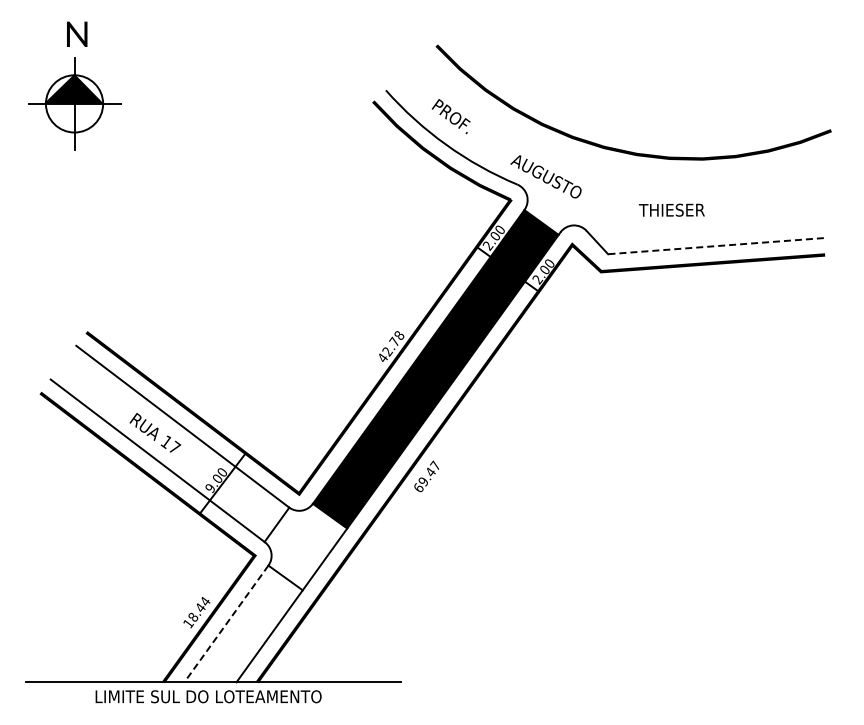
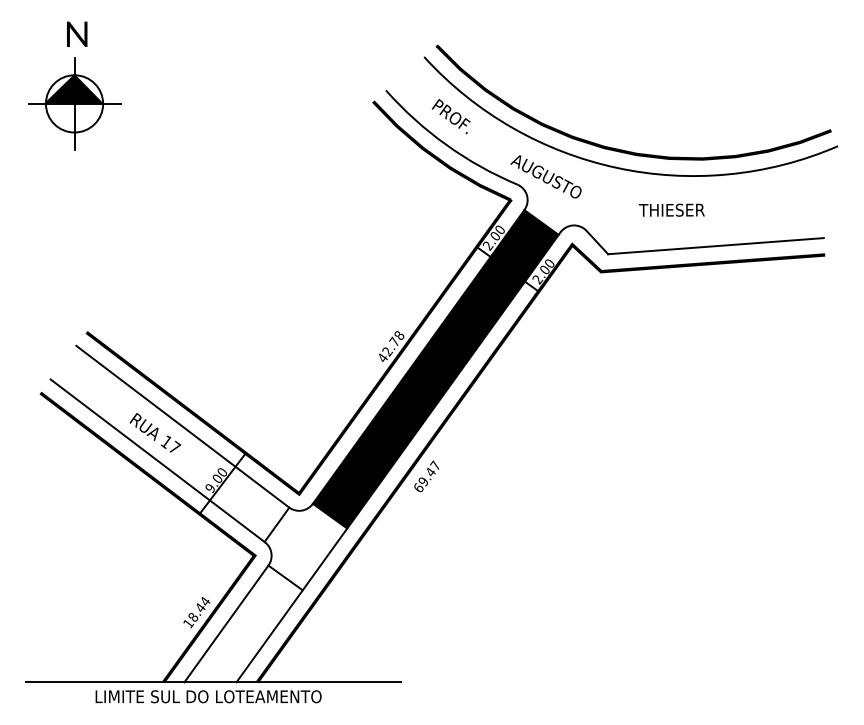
curve: none -> present (621, 167)
line: dashed -> solid (715, 246)
line: dashed -> solid (226, 623)
